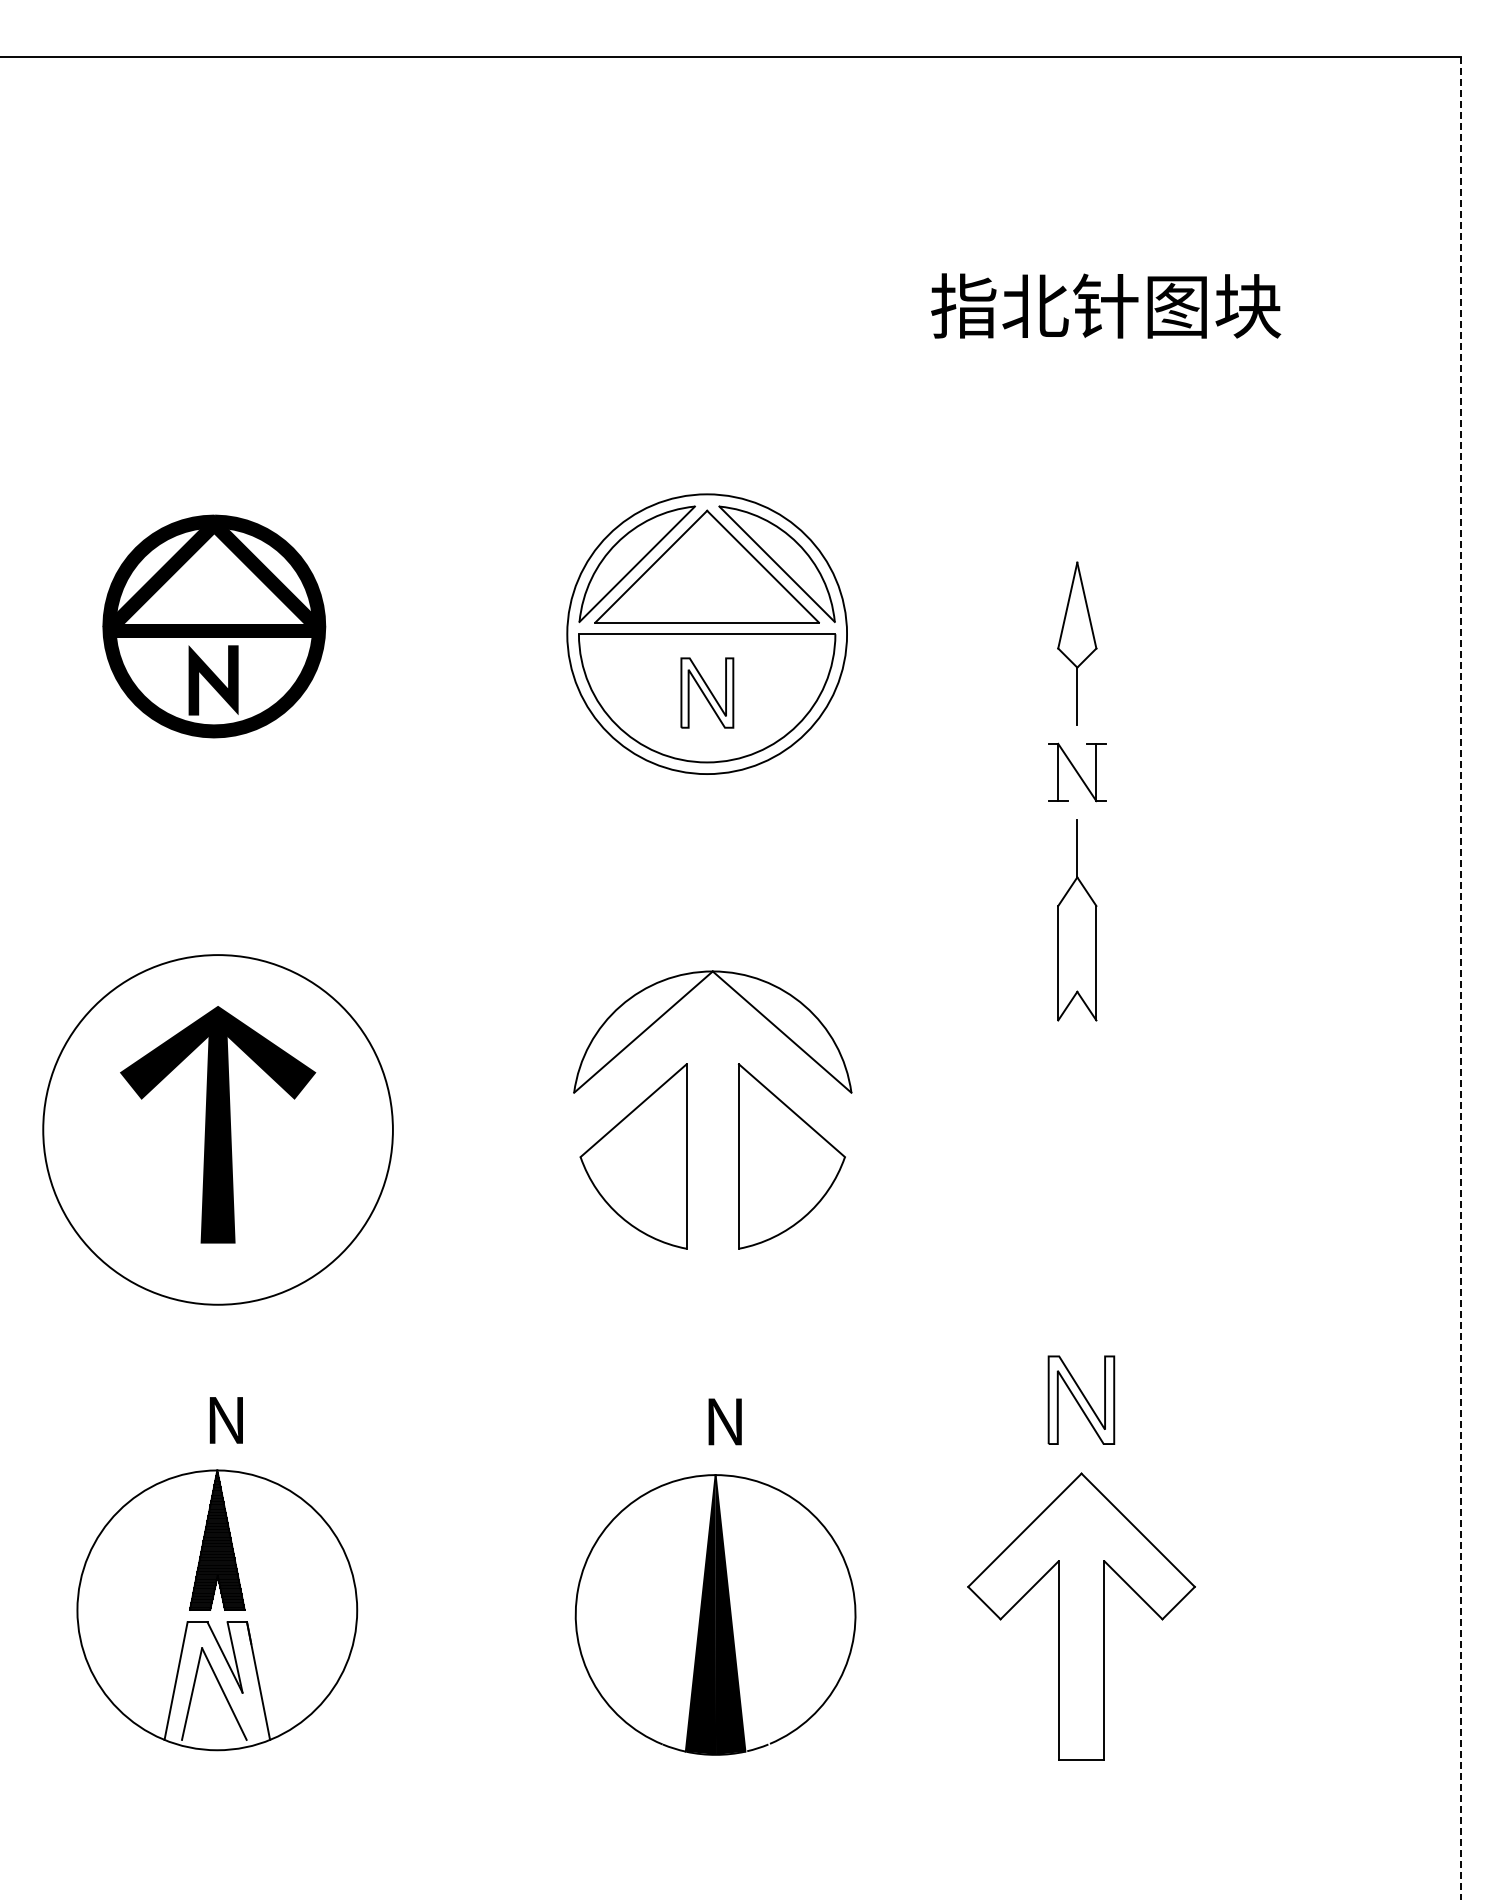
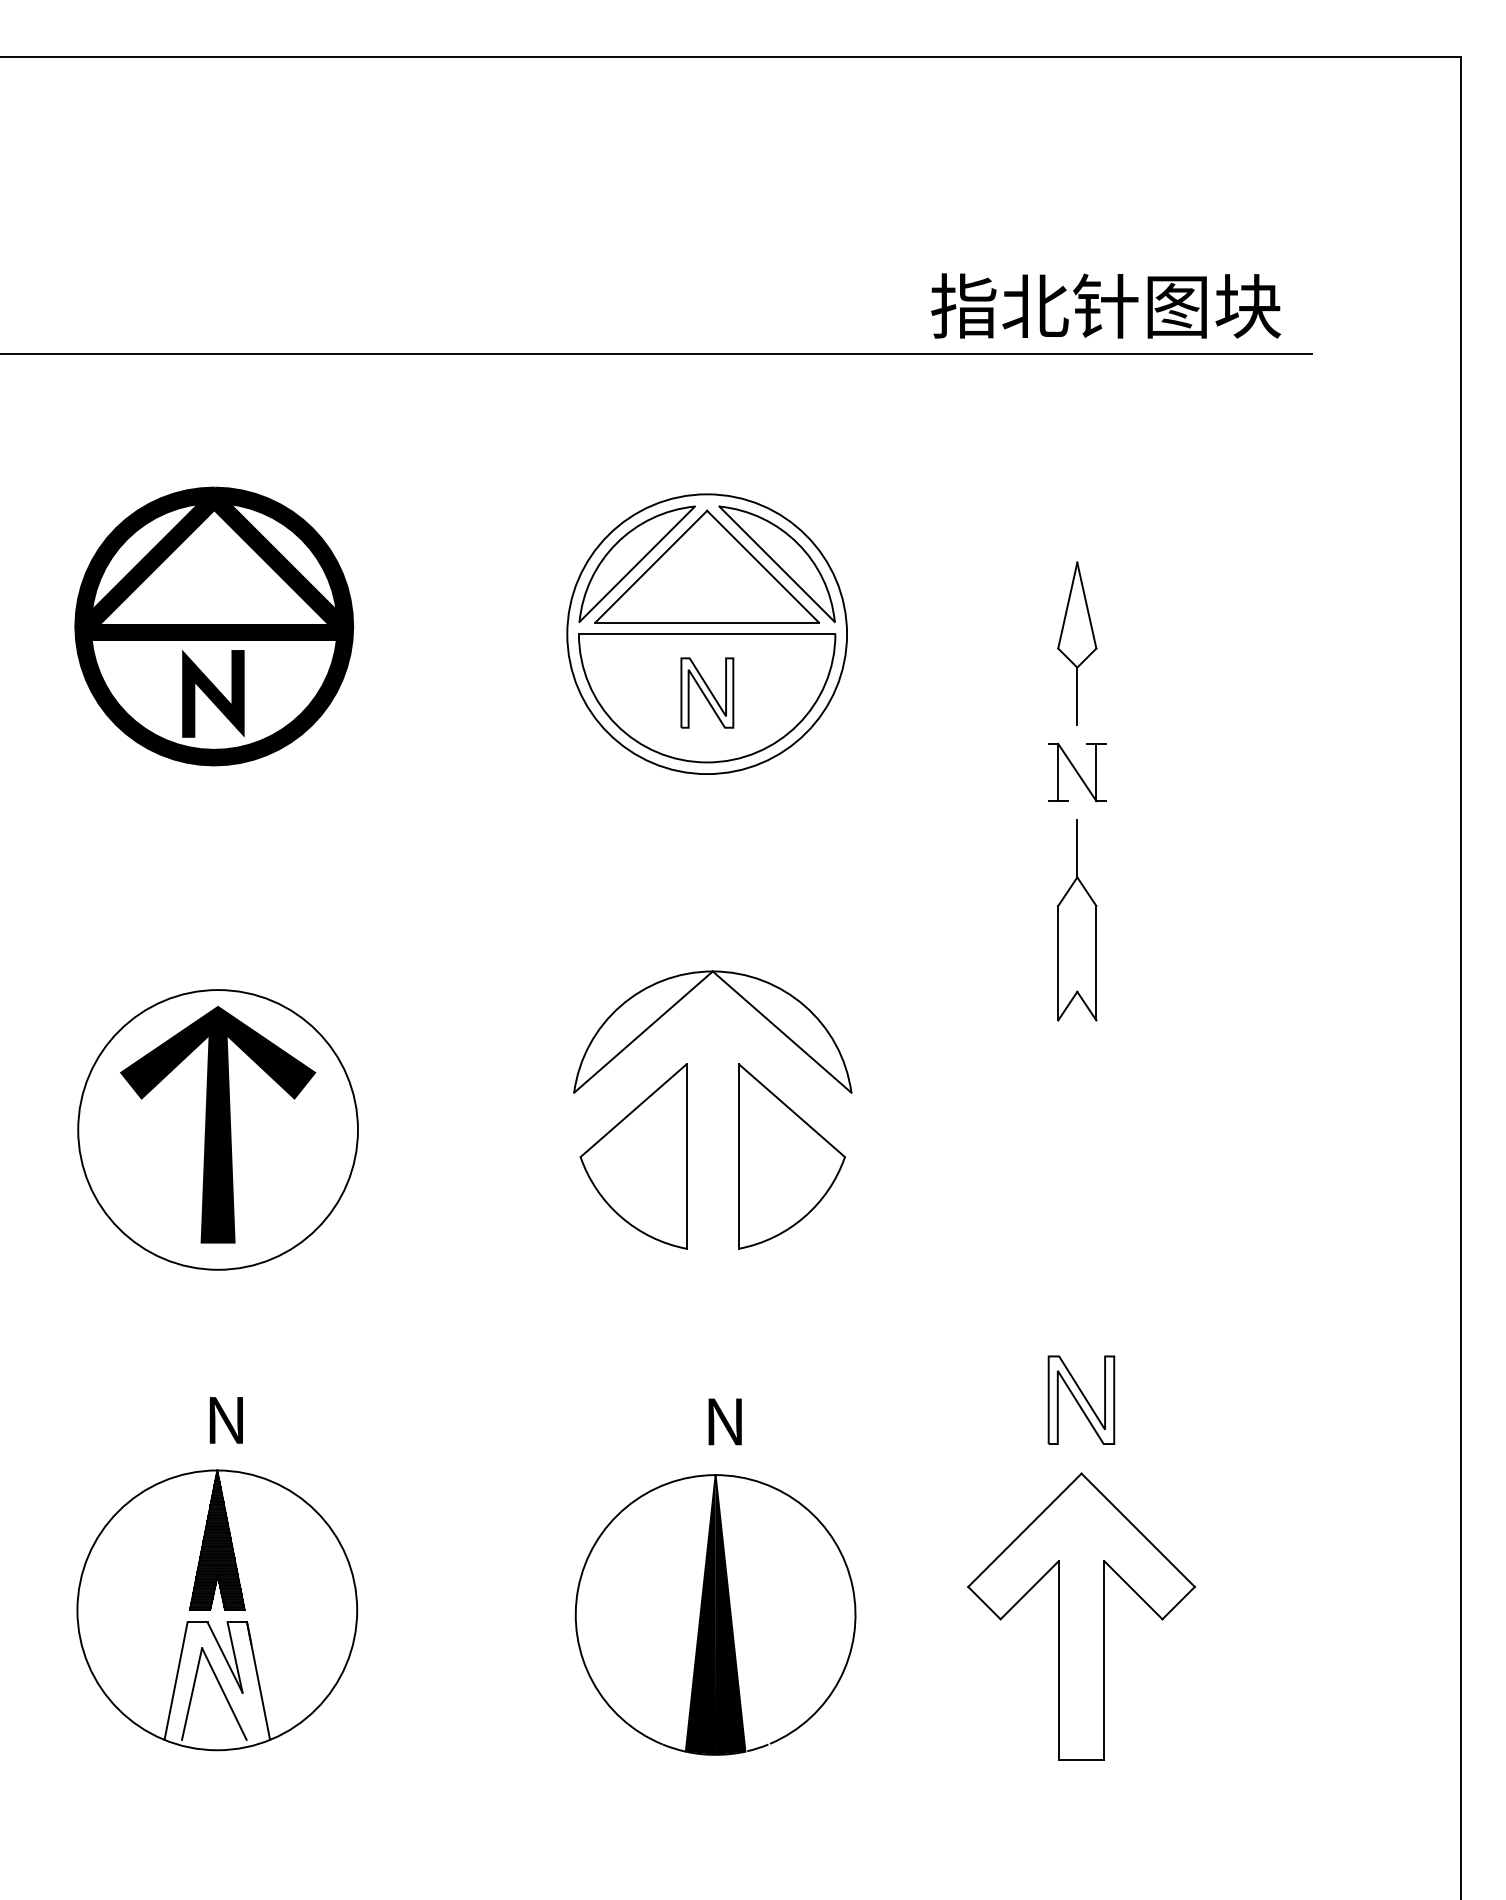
line: none -> present (657, 354)
part size: 225x225 px -> 281x281 px (214, 626)
line: dashed -> solid (1460, 978)
circle diameter: 350 px -> 280 px (217, 1129)
